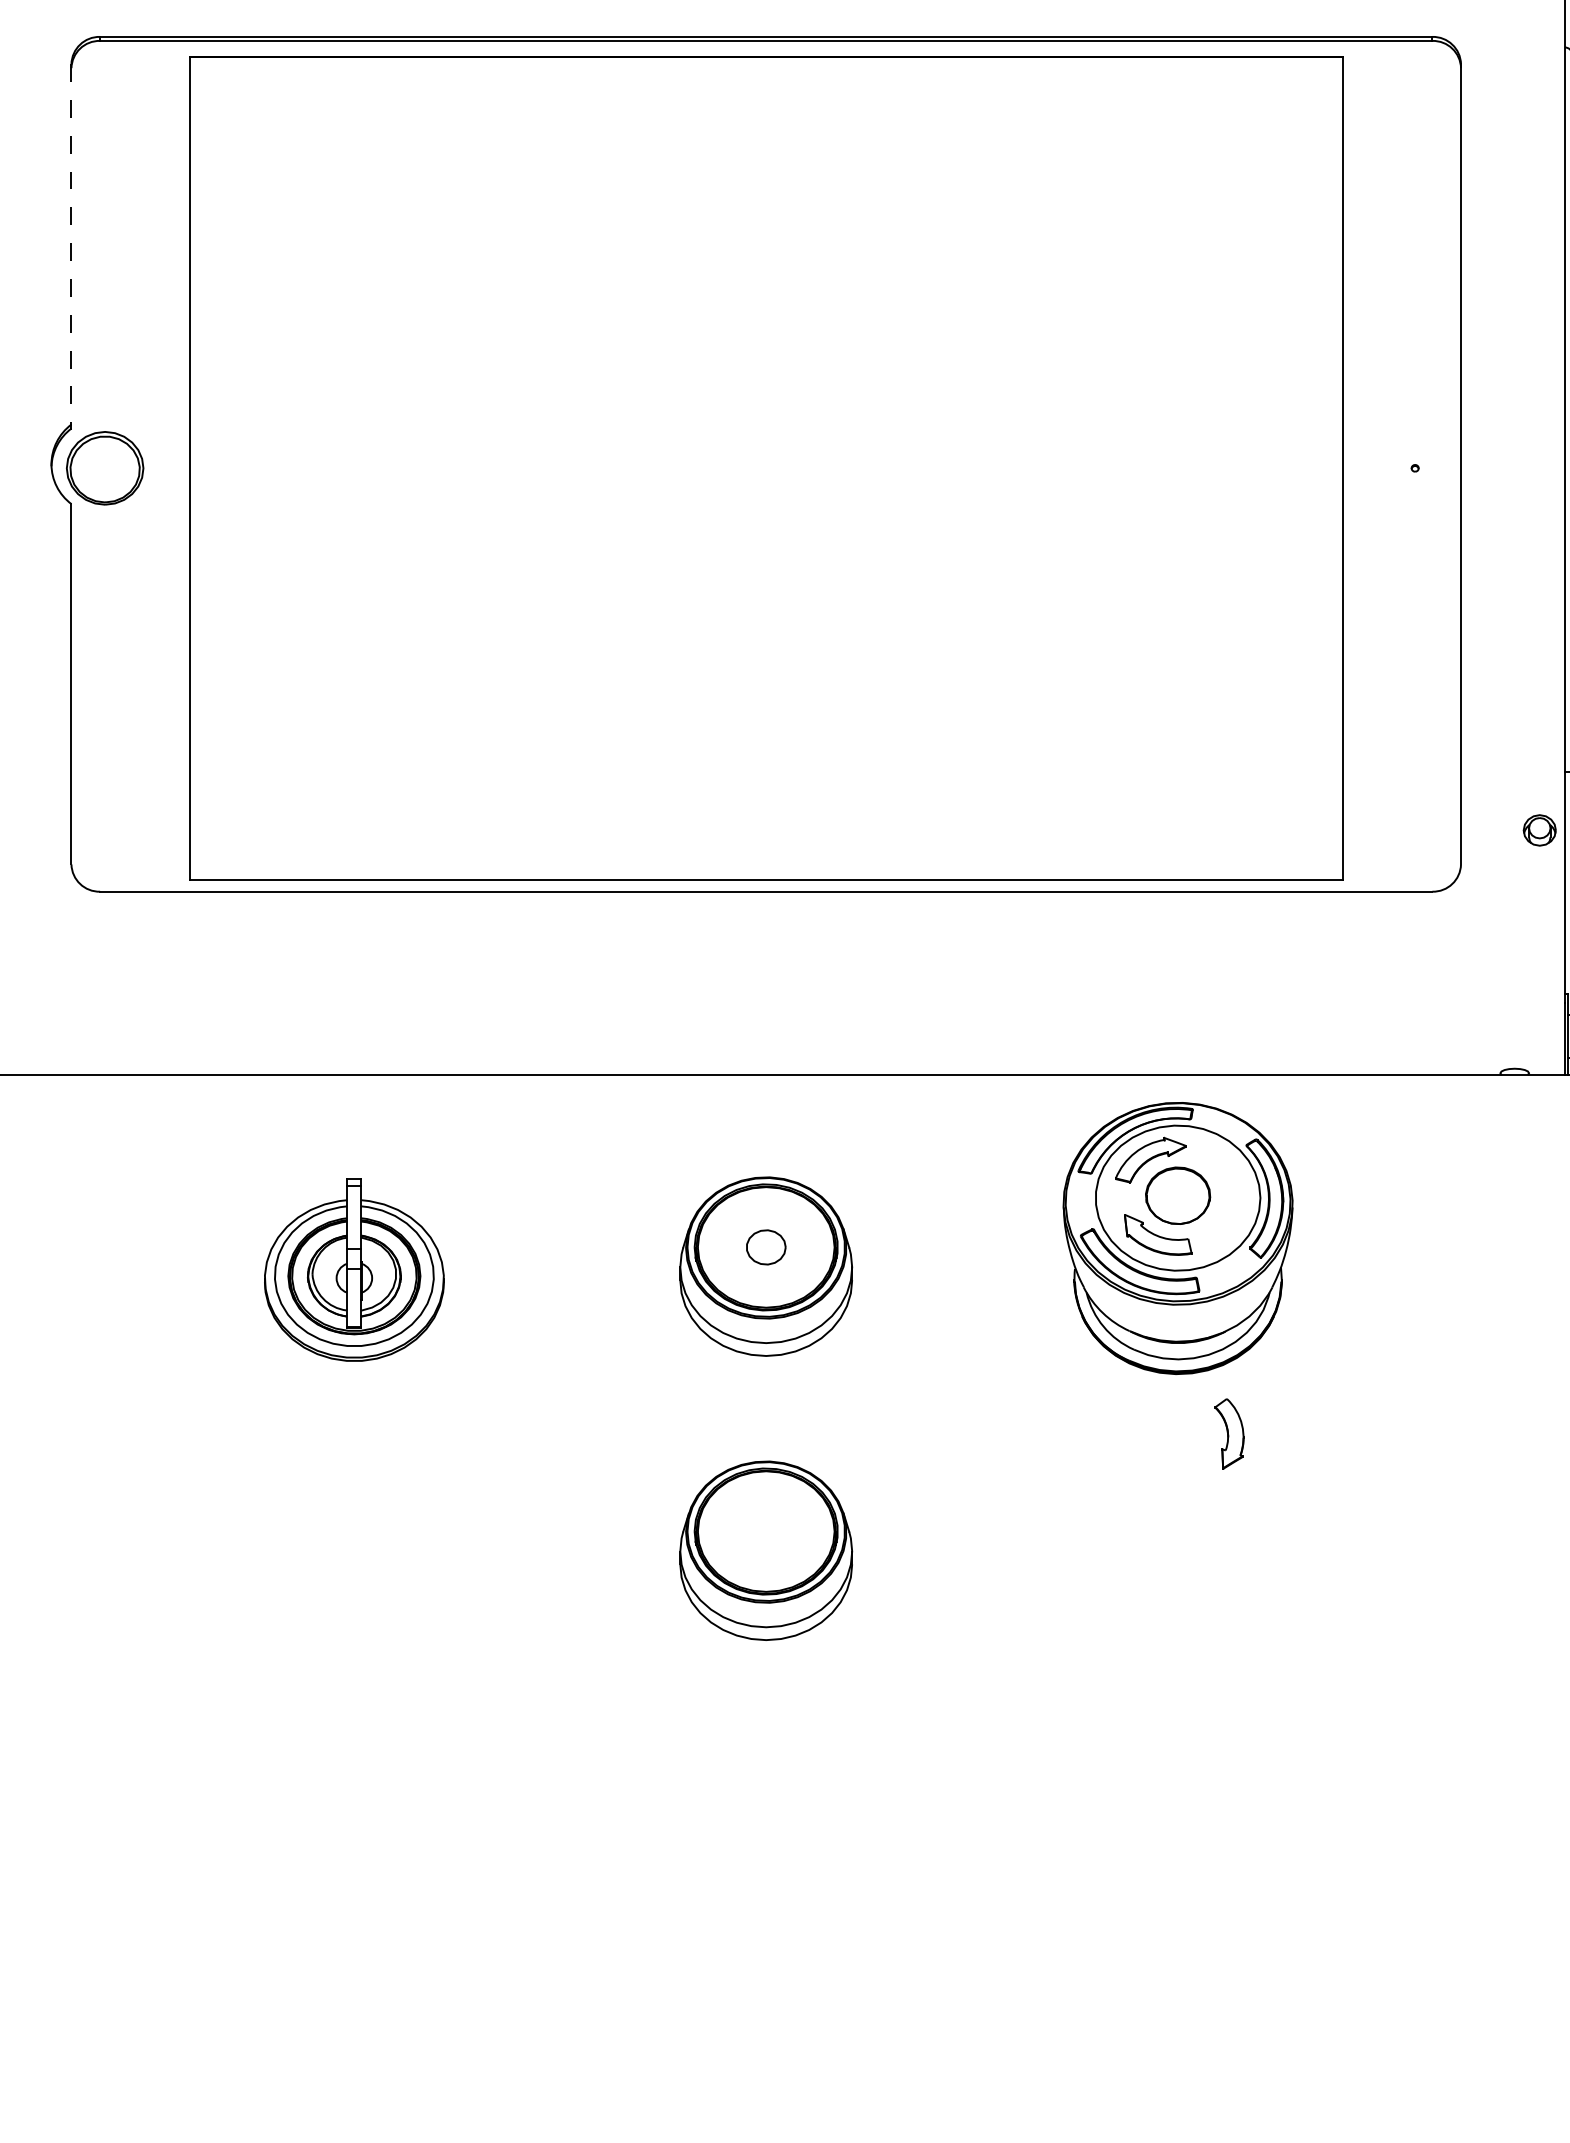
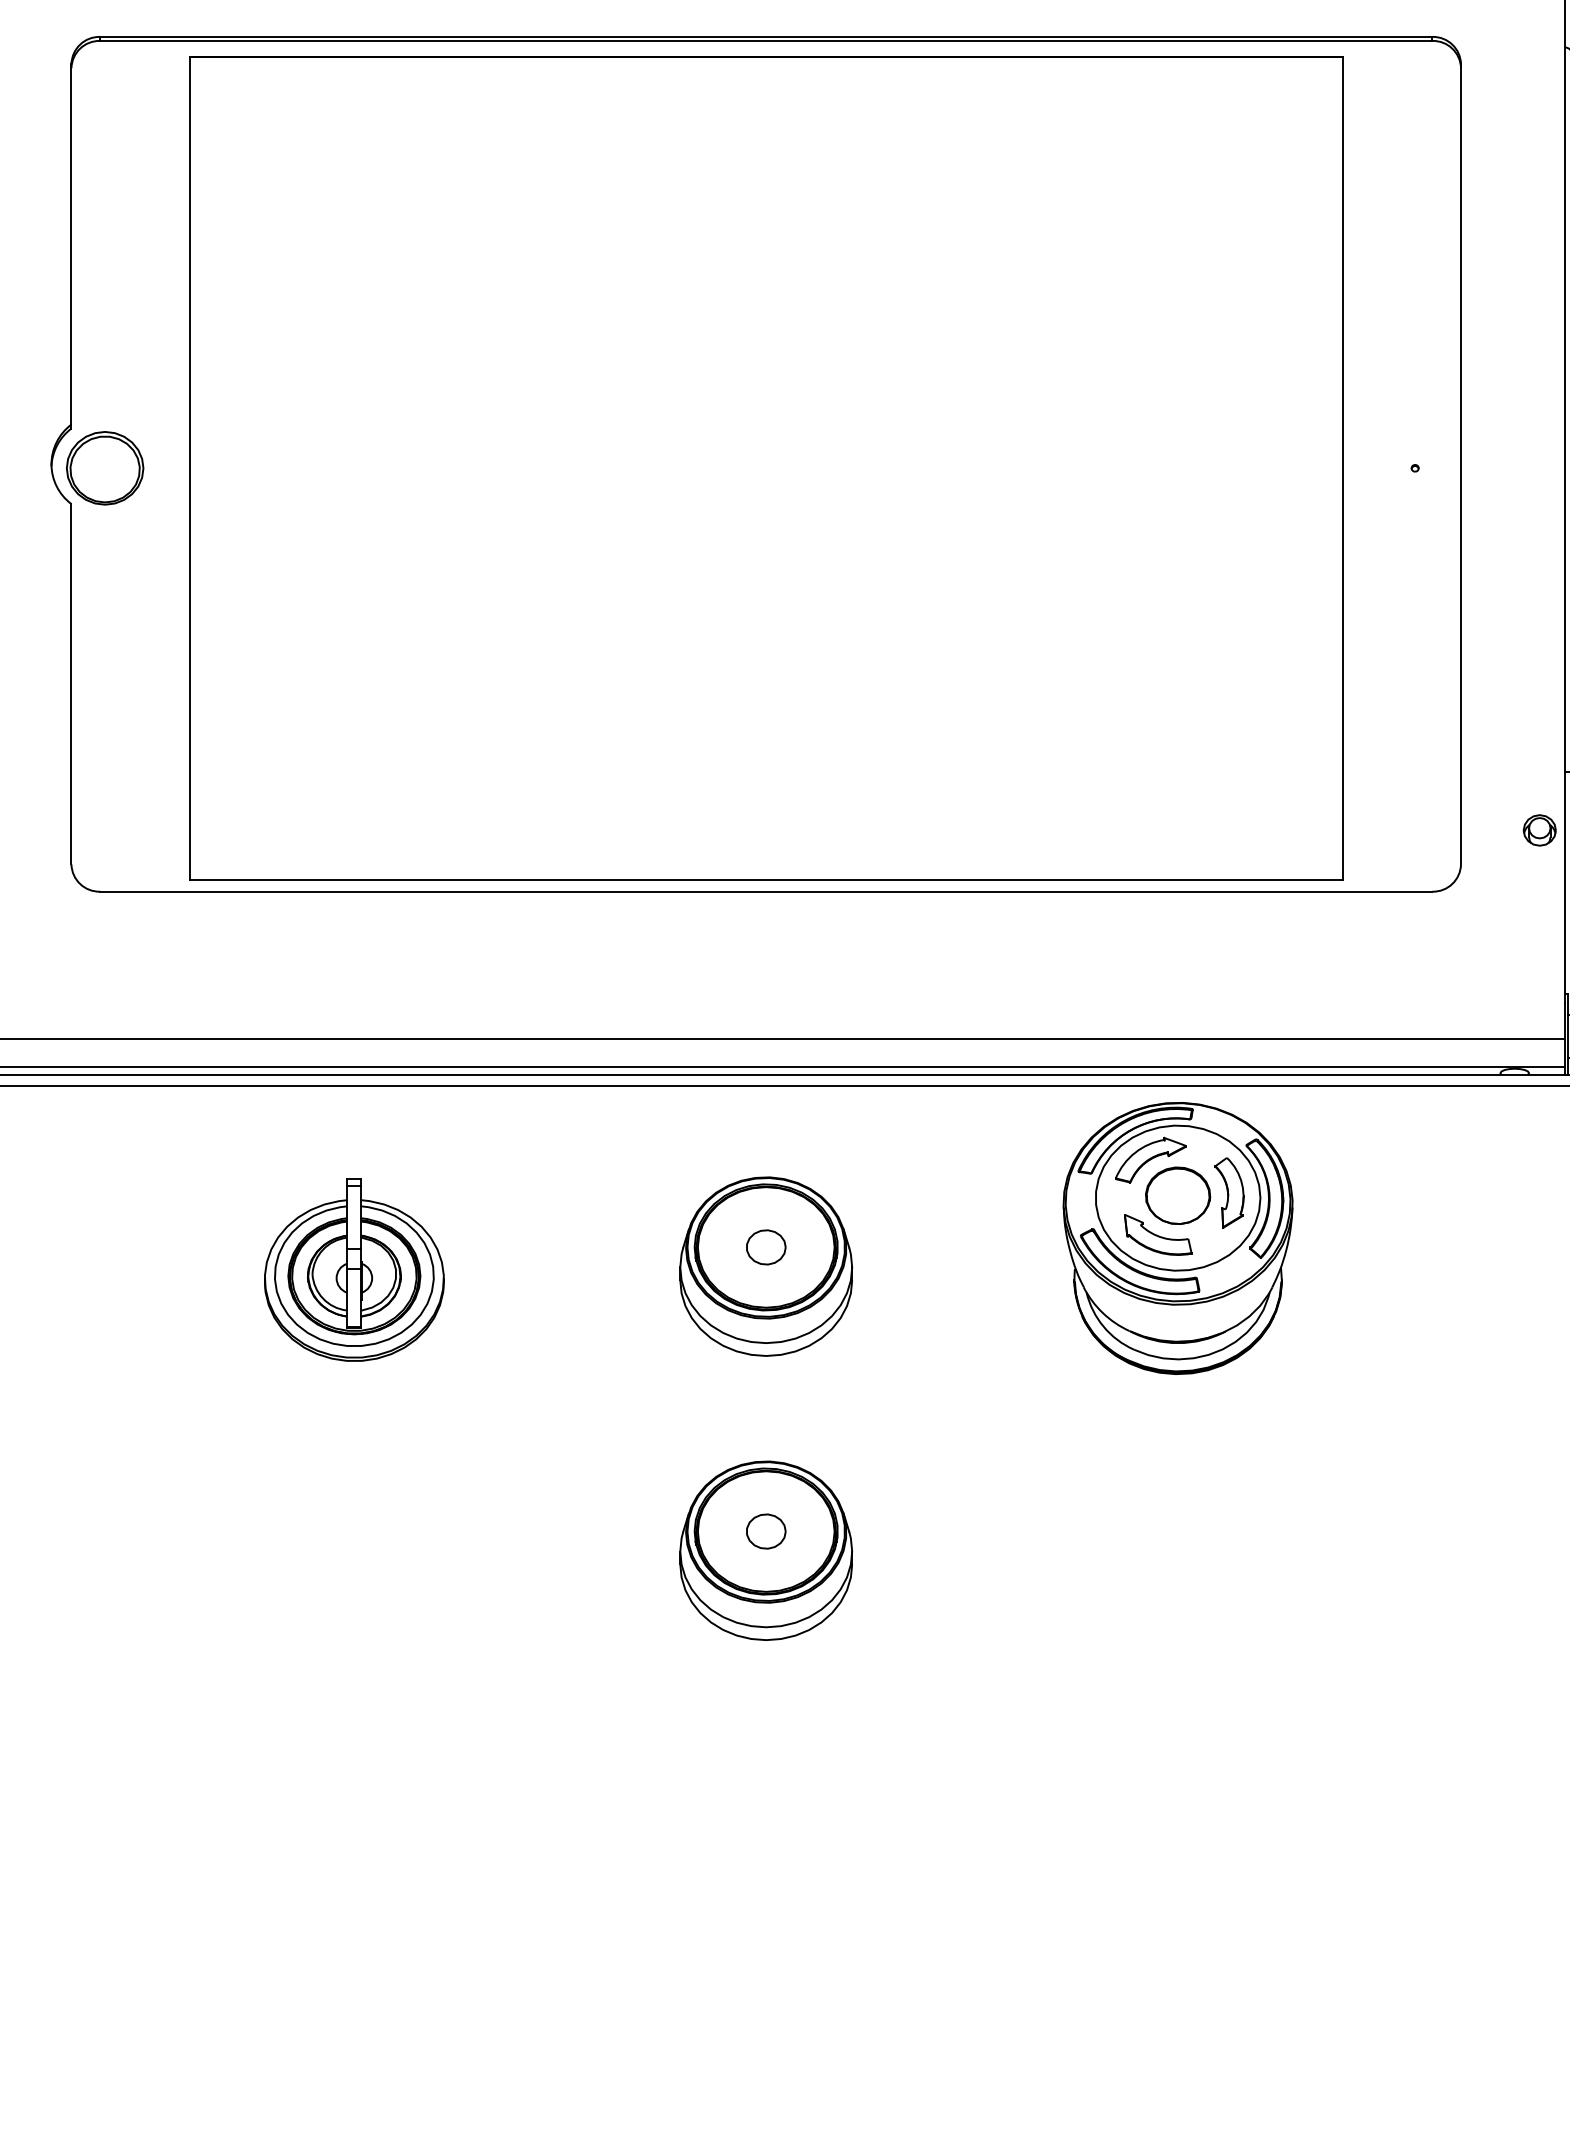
line: dashed -> solid (71, 244)
line: none -> present (783, 1039)
line: none -> present (783, 1066)
line: none -> present (784, 1086)
part position: (1229, 1433) -> (1229, 1192) (1229, 1192)
part: none -> present (766, 1531)
